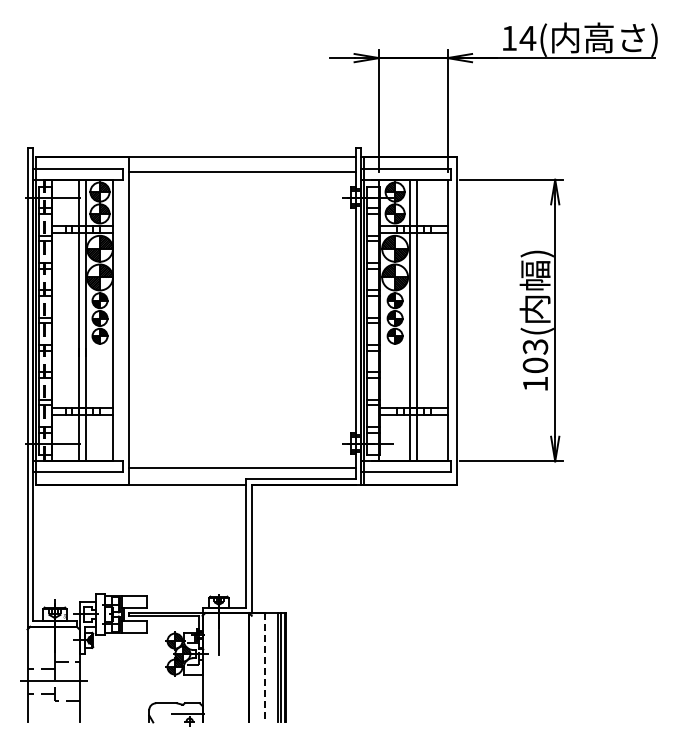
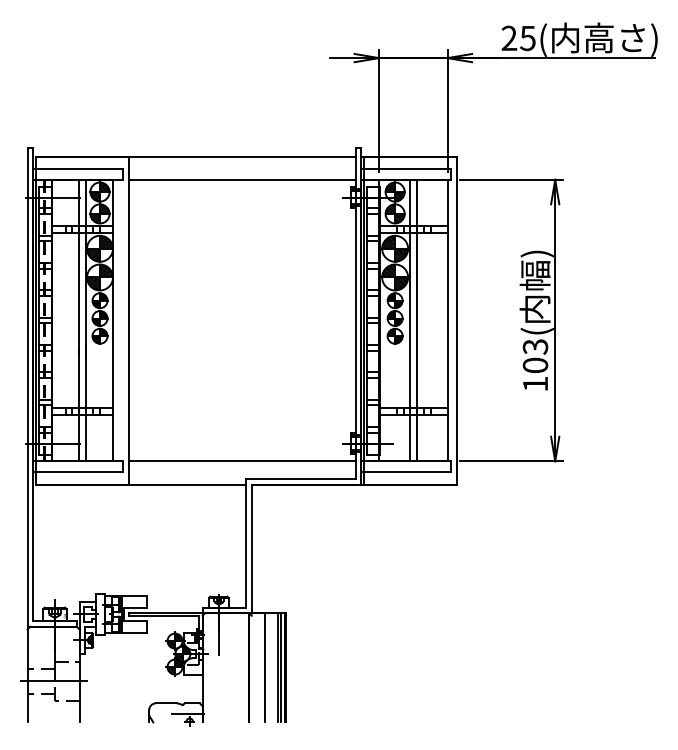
text: 14( -> 25( (518, 38)
line position: (241, 171) -> (241, 179) (241, 179)
line position: (241, 468) -> (241, 461) (241, 461)
line: dashed -> solid (265, 667)
